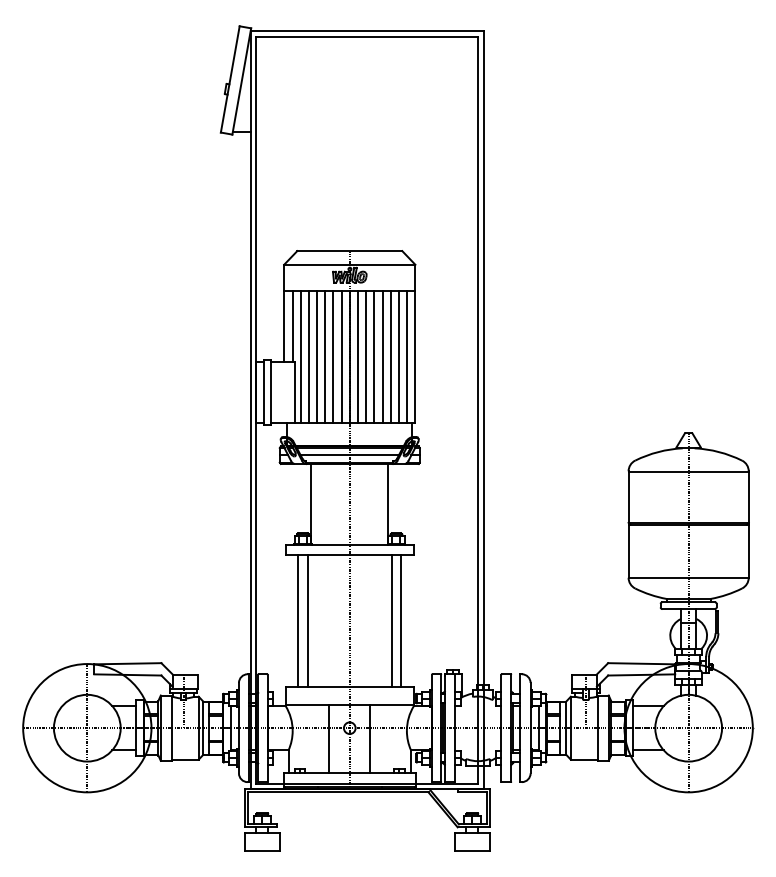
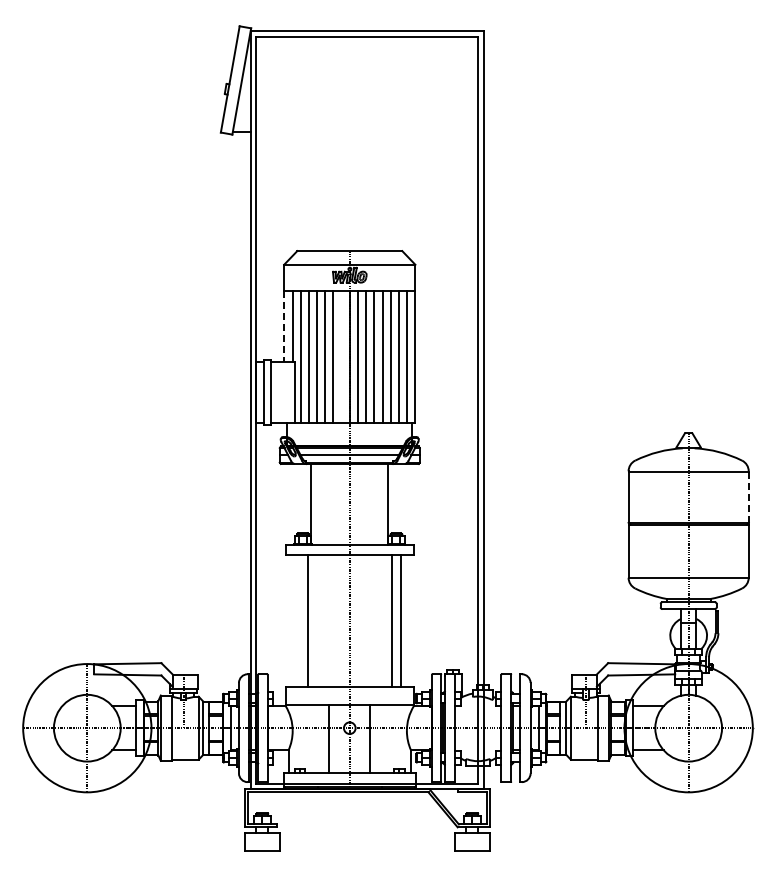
line: solid -> dashed (284, 327)
line: present -> none (341, 356)
line: solid -> dashed (748, 497)
line: present -> none (298, 621)
